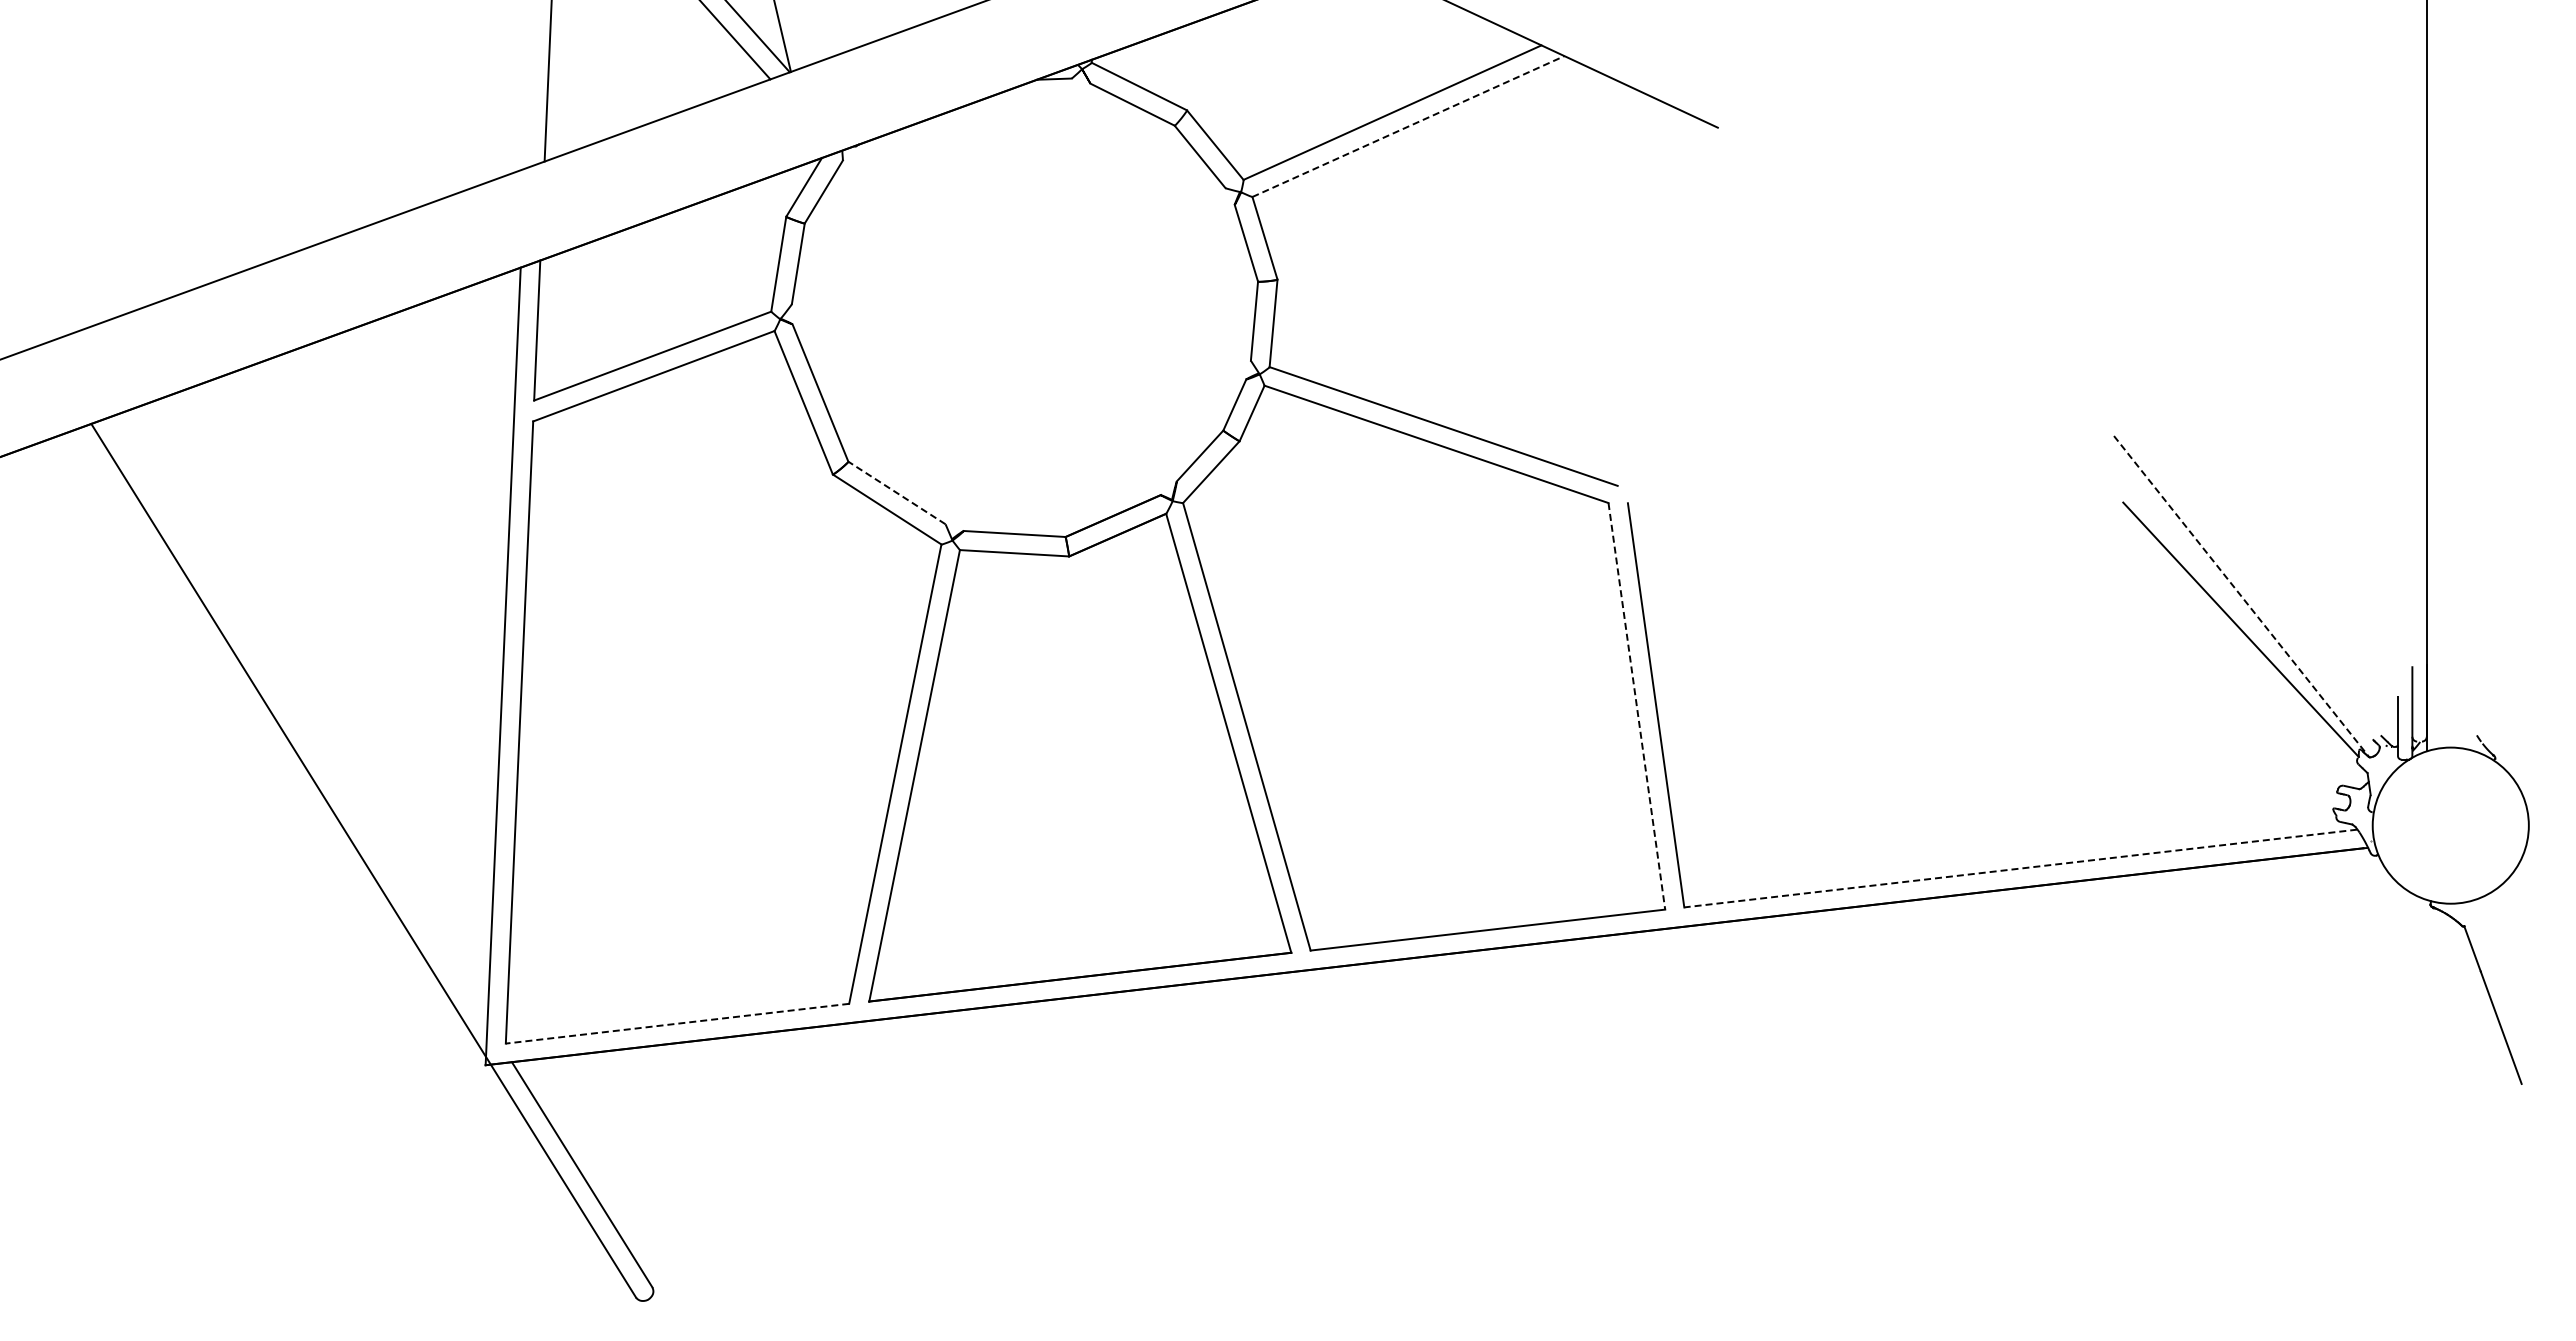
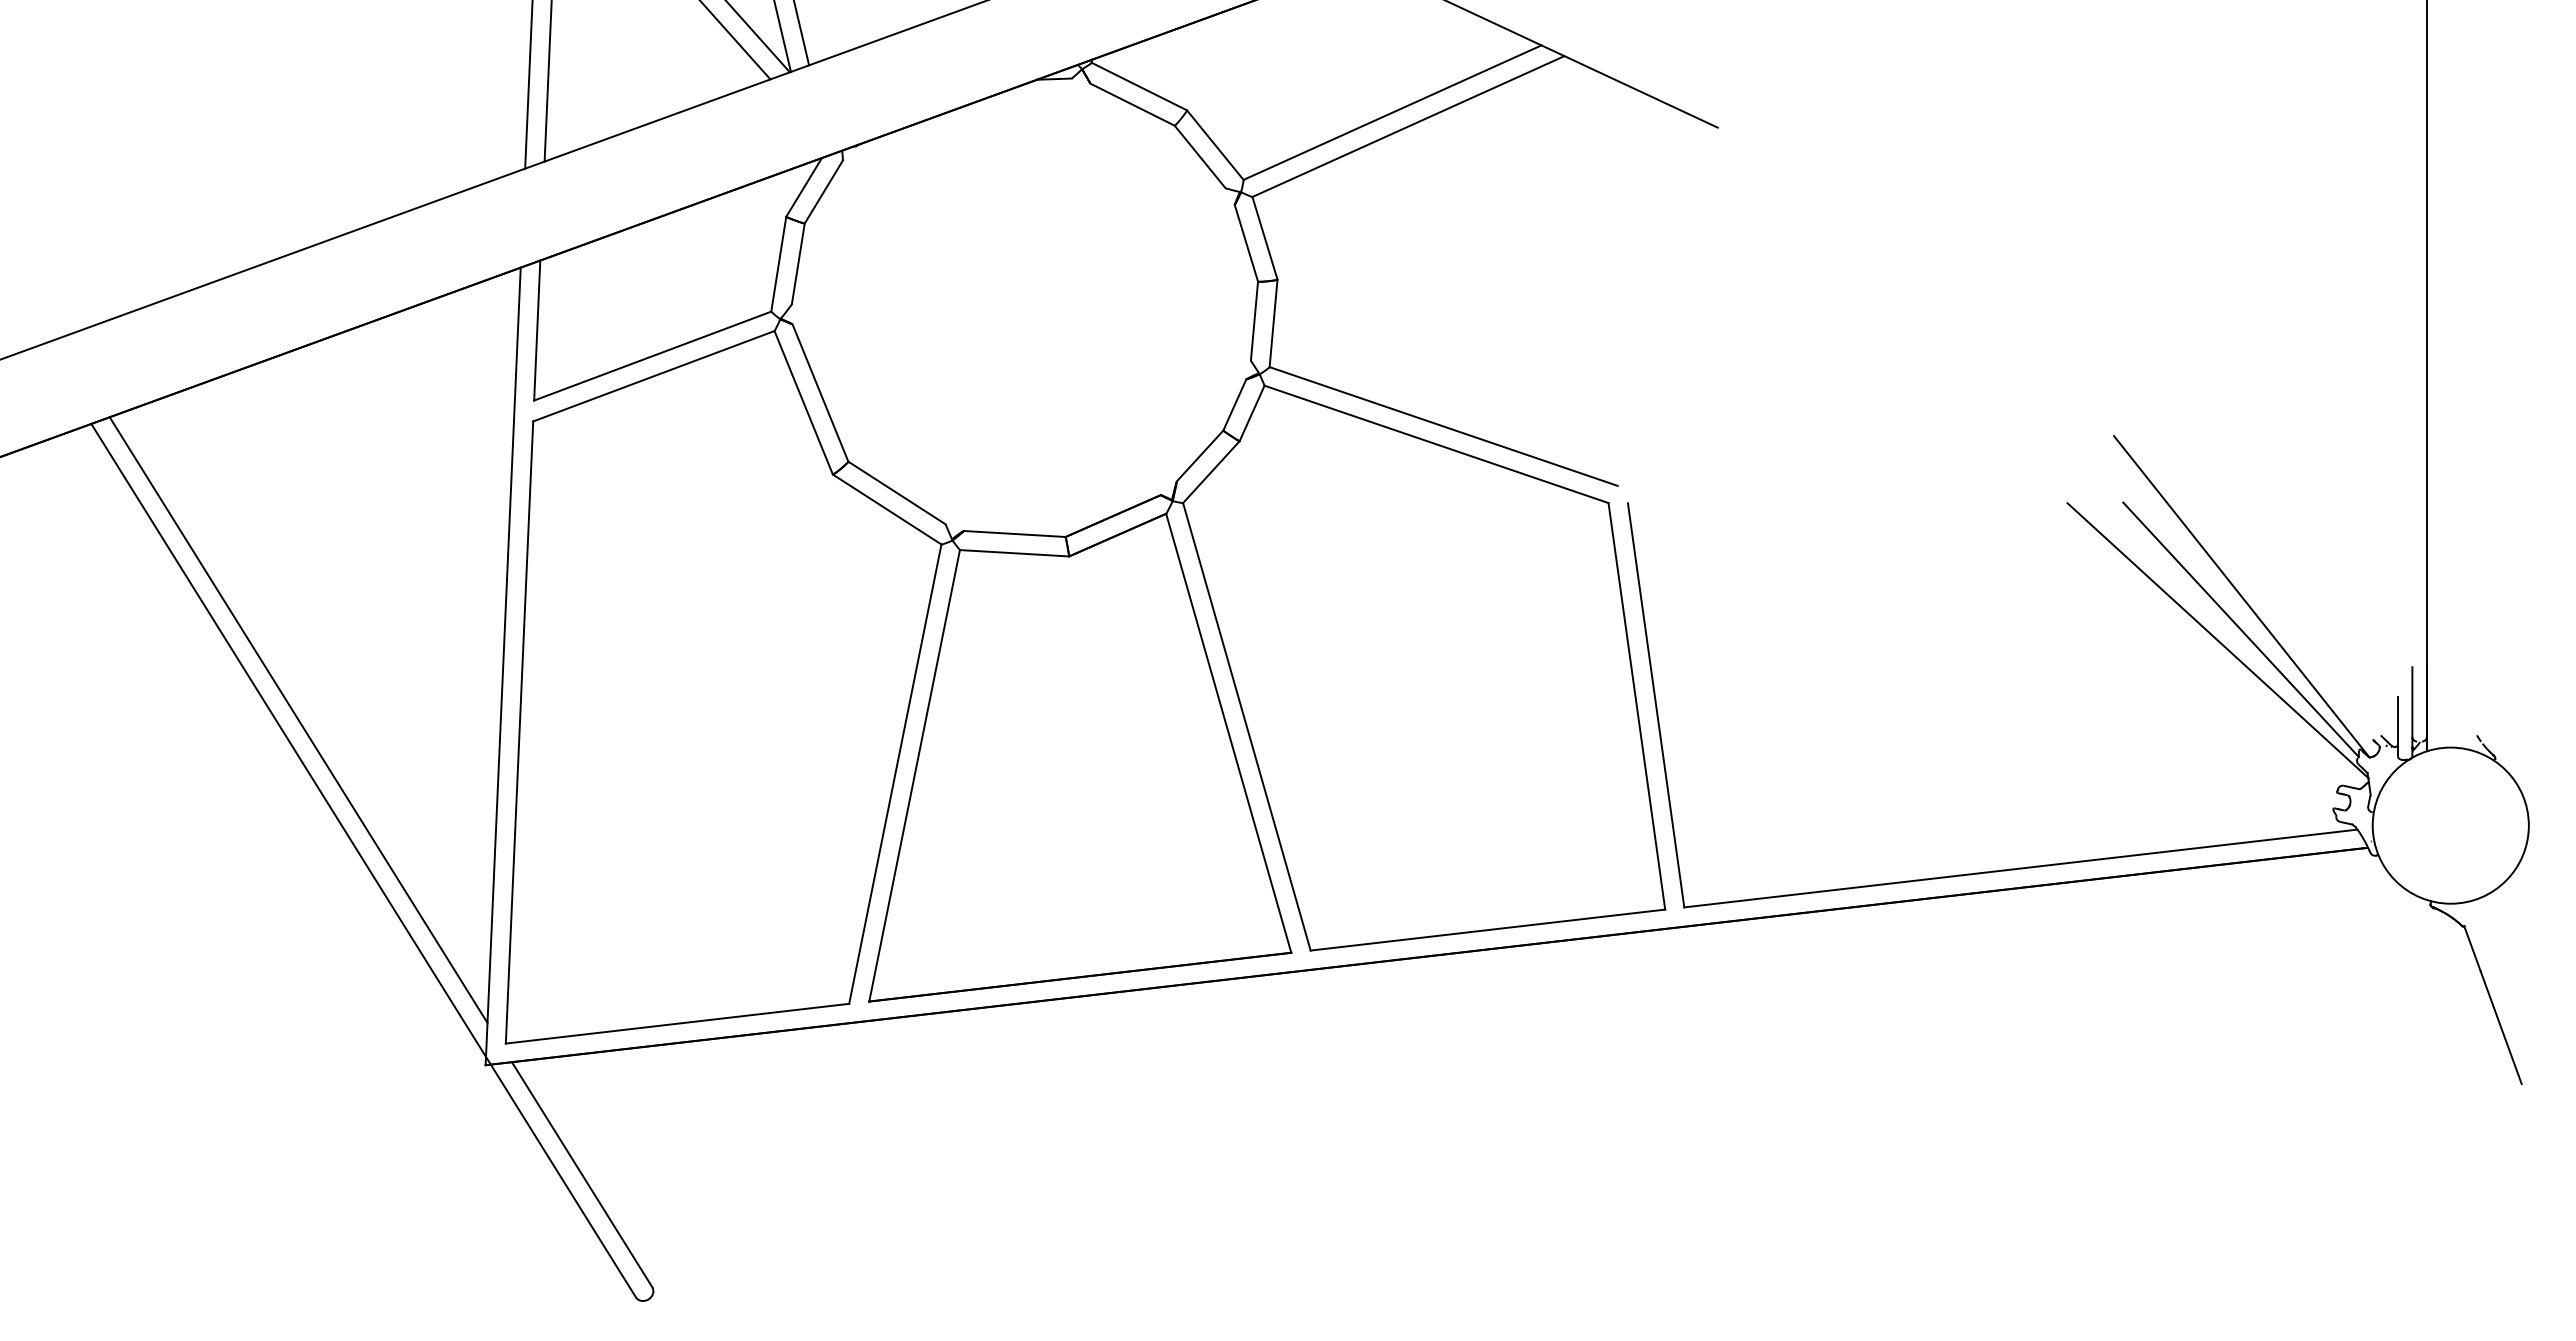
line: none -> present (801, 33)
line: none -> present (528, 85)
line: dashed -> solid (1408, 126)
line: dashed -> solid (896, 492)
line: dashed -> solid (2242, 597)
line: none -> present (2217, 640)
line: dashed -> solid (1636, 706)
line: none -> present (298, 720)
line: dashed -> solid (2020, 868)
line: dashed -> solid (677, 1023)
